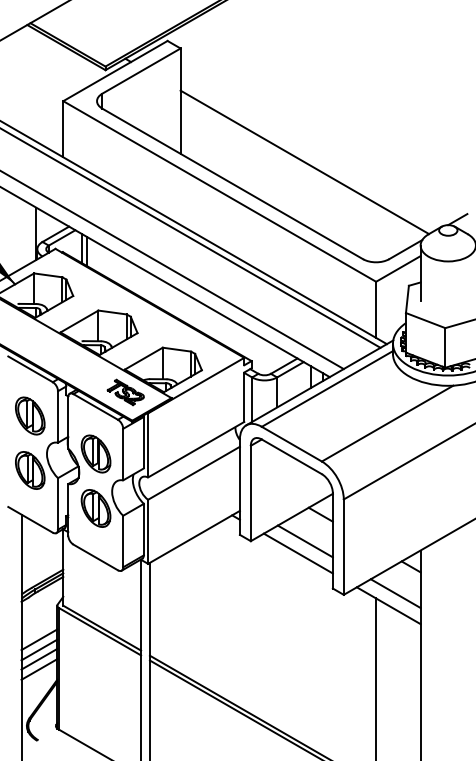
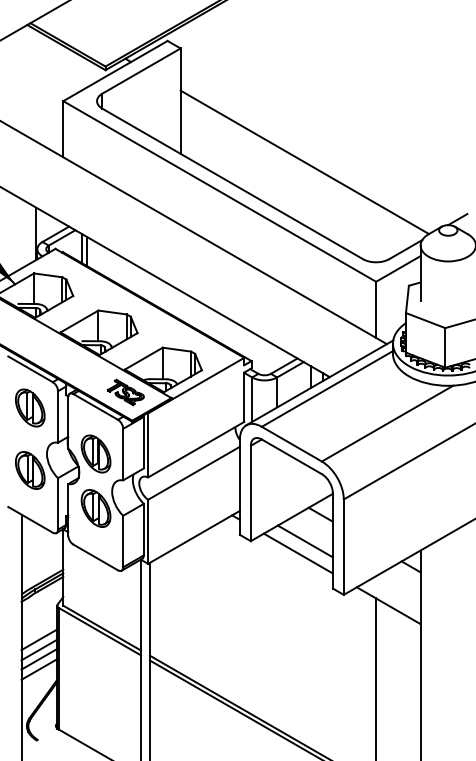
line: present -> none (191, 238)
line: present -> none (172, 270)
part position: (30, 415) -> (30, 407) (30, 407)
line: present -> none (395, 593)
